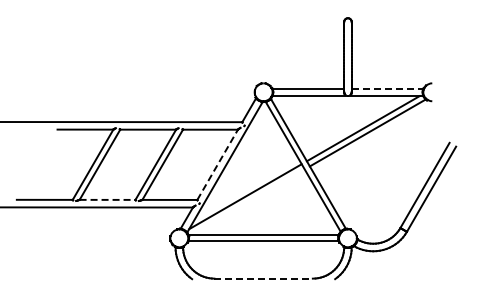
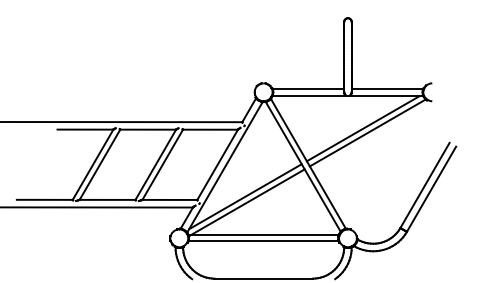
line: dashed -> solid (387, 88)
line: dashed -> solid (217, 164)
line: dashed -> solid (107, 199)
line: none -> present (247, 202)
line: dashed -> solid (264, 278)
